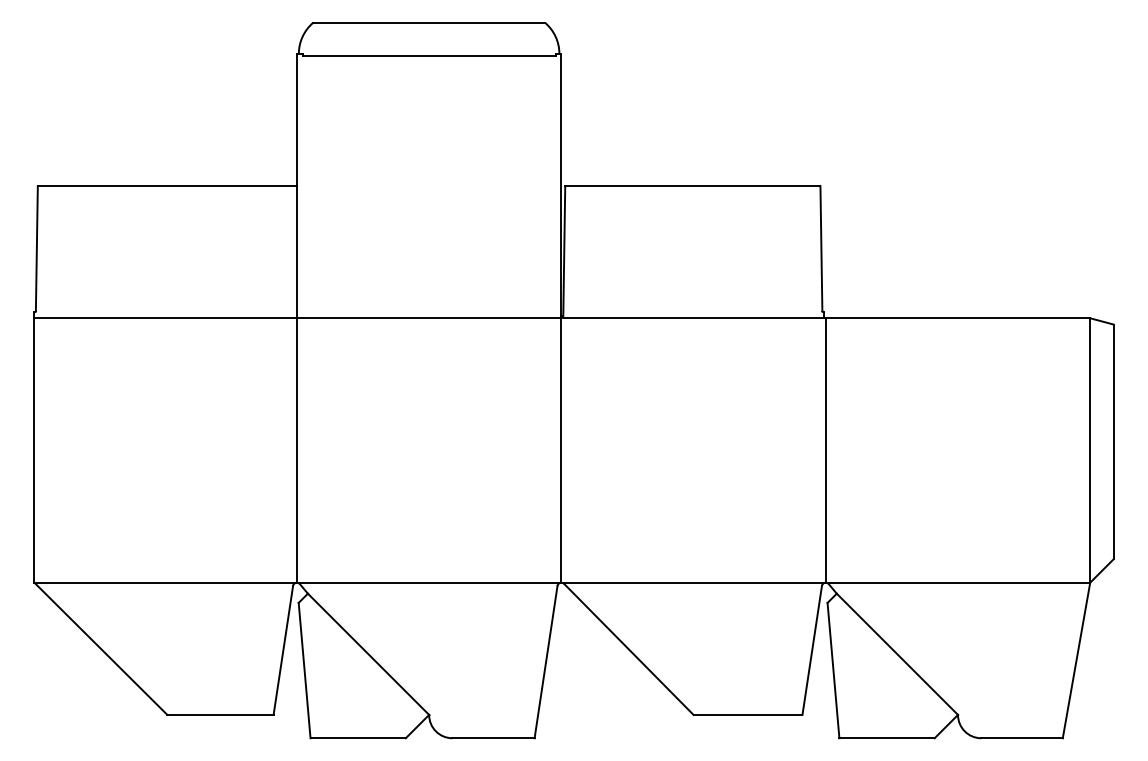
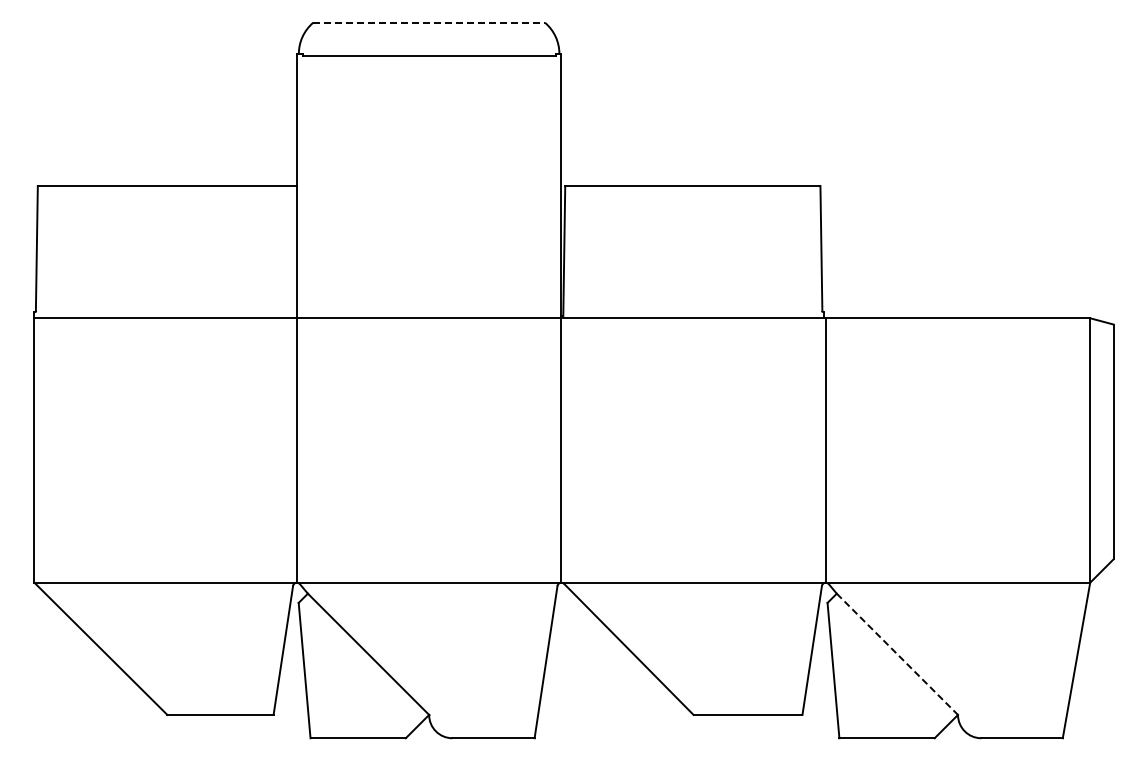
line: solid -> dashed (429, 22)
line: solid -> dashed (897, 654)
